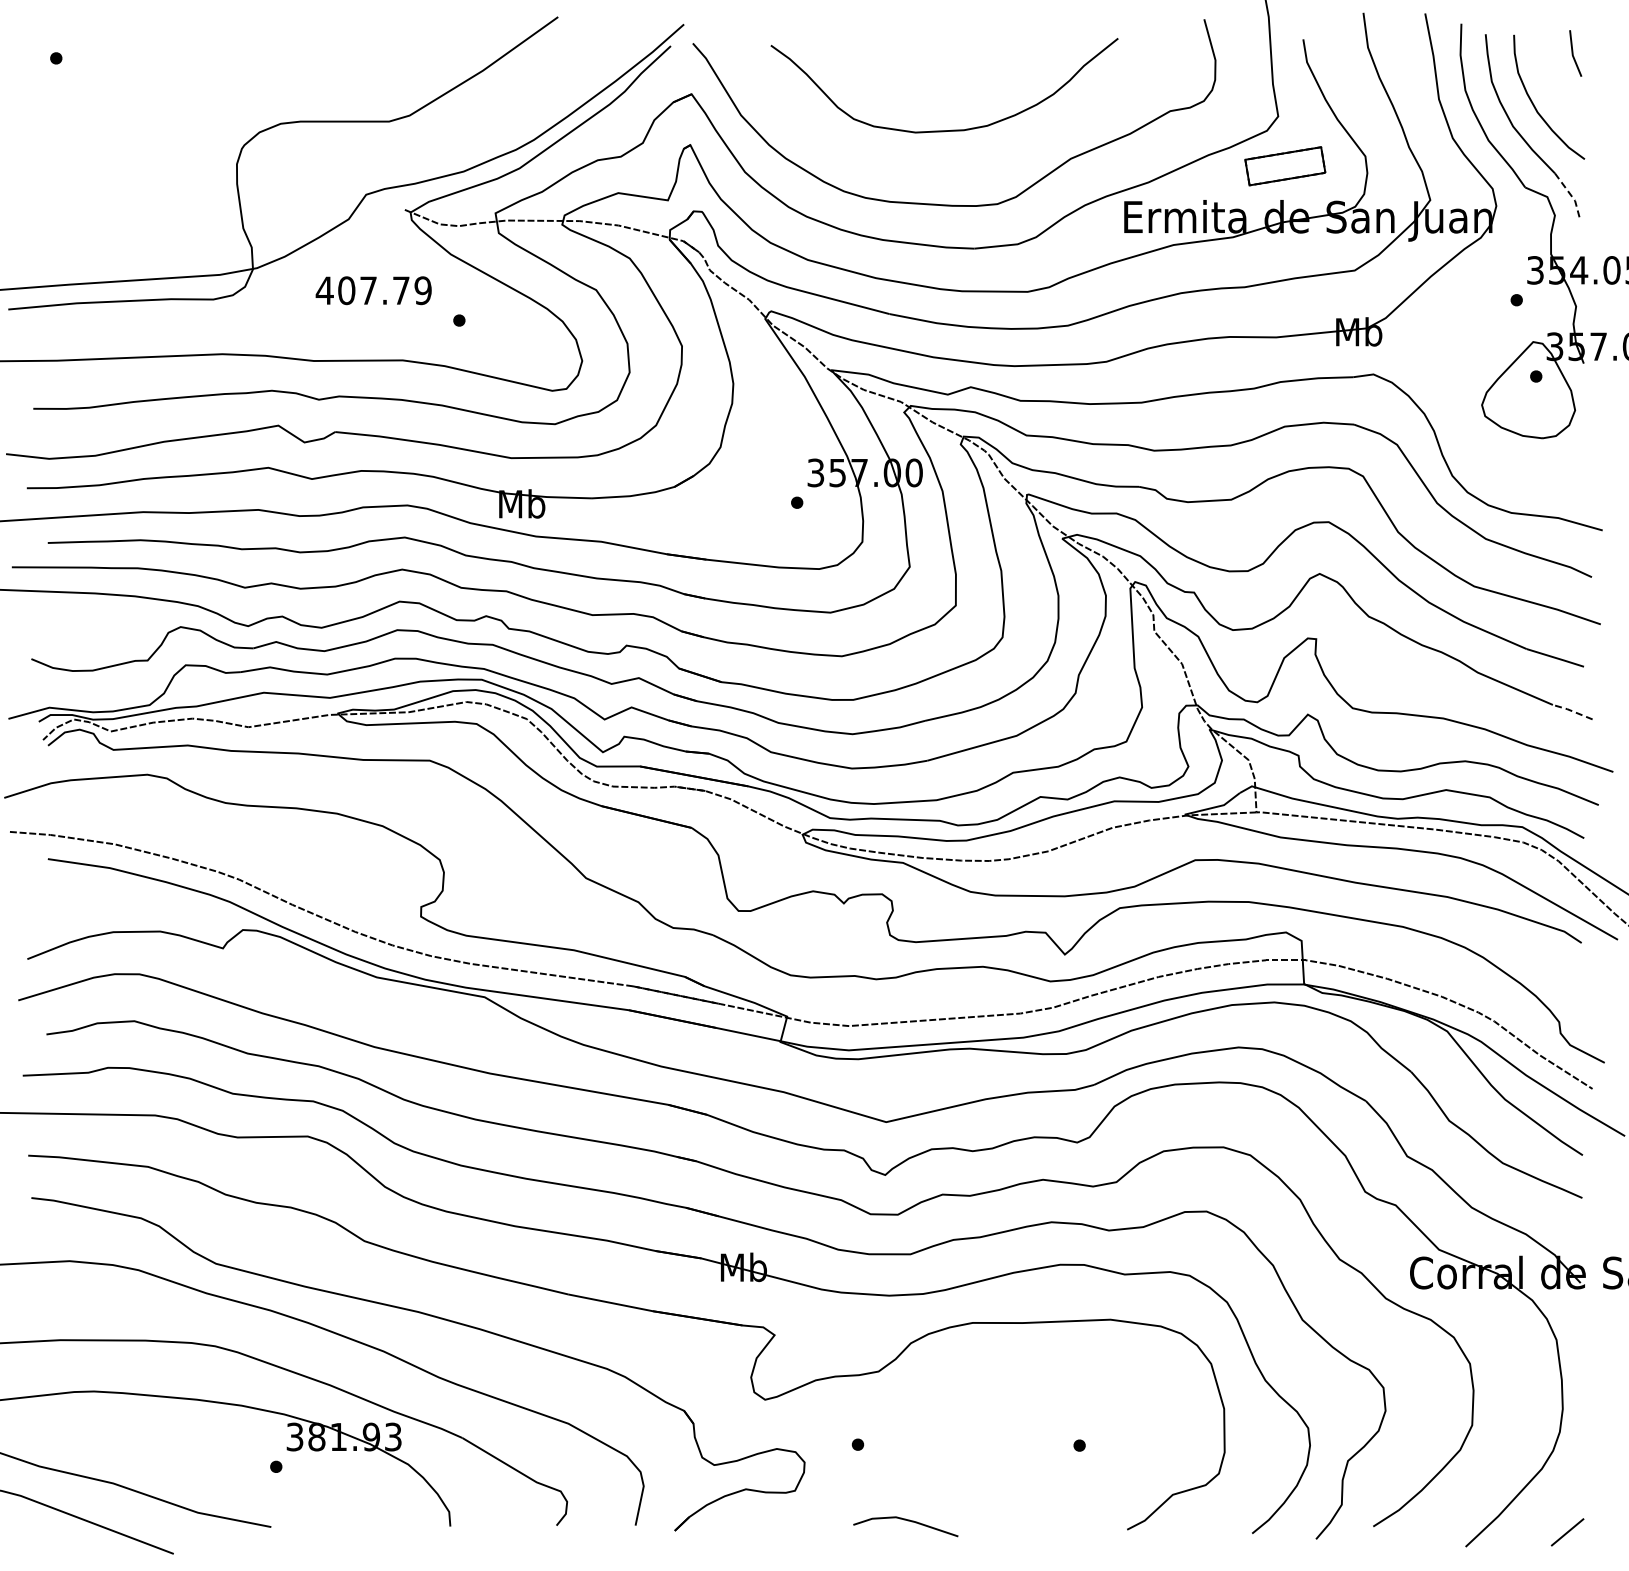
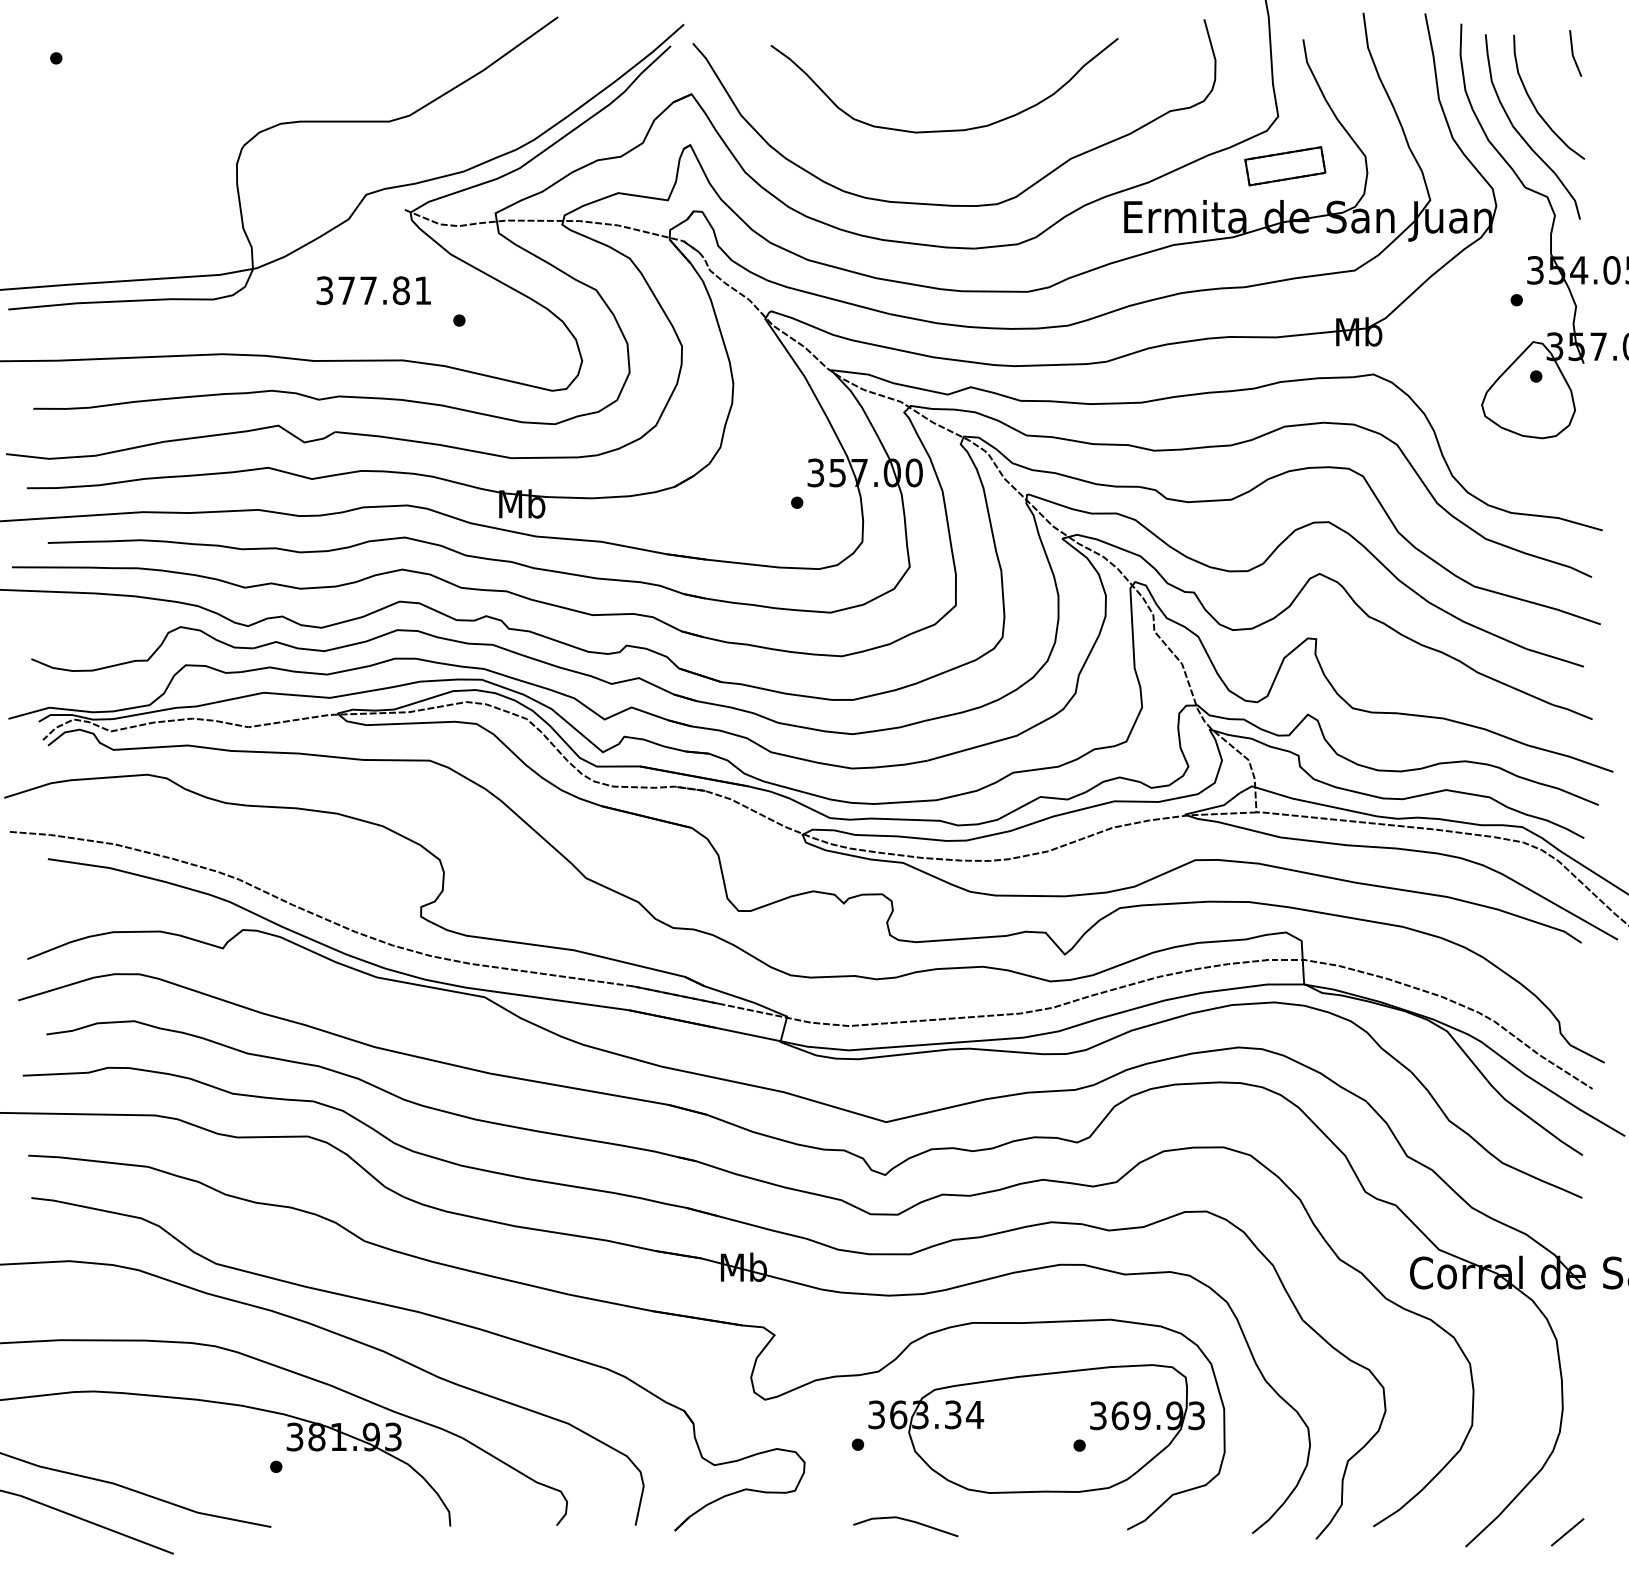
line: dashed -> solid (1571, 196)
text: 407.79 -> 377.81 (373, 290)
line: dashed -> solid (1572, 711)
part: none -> present (1036, 1428)
